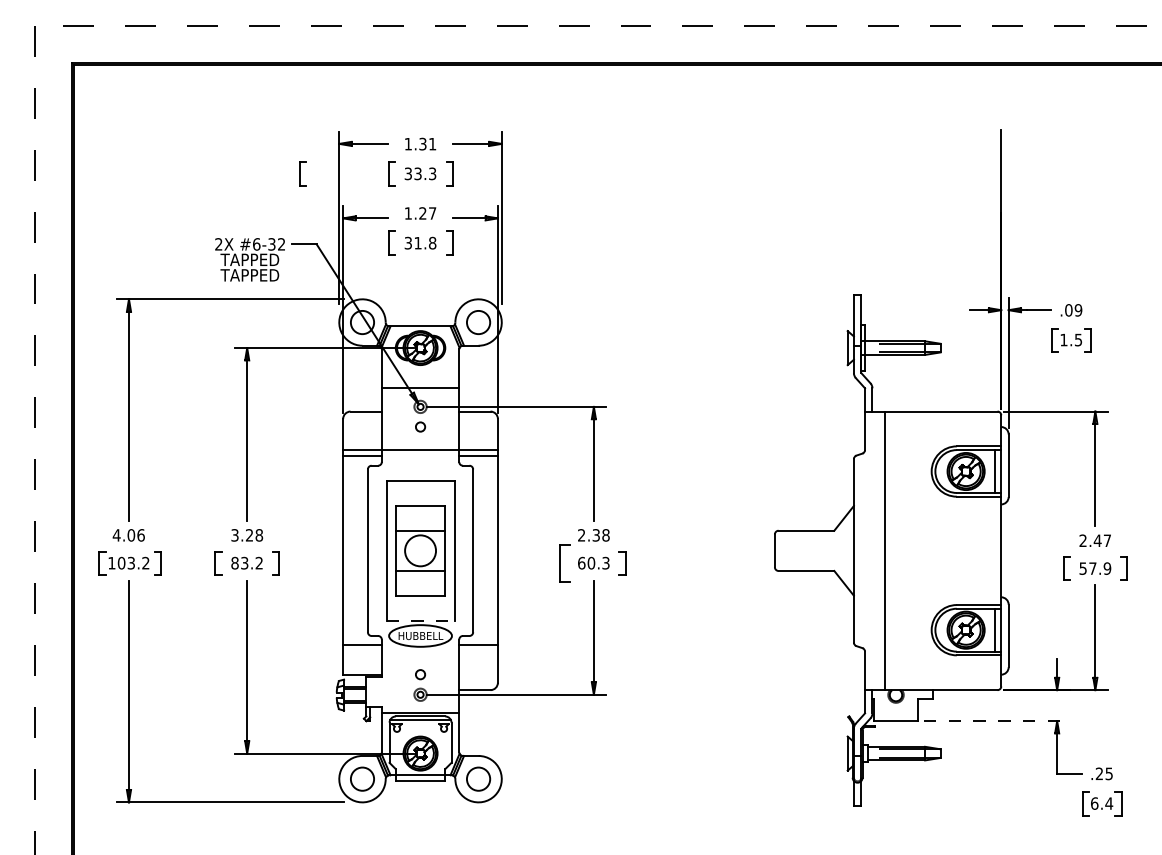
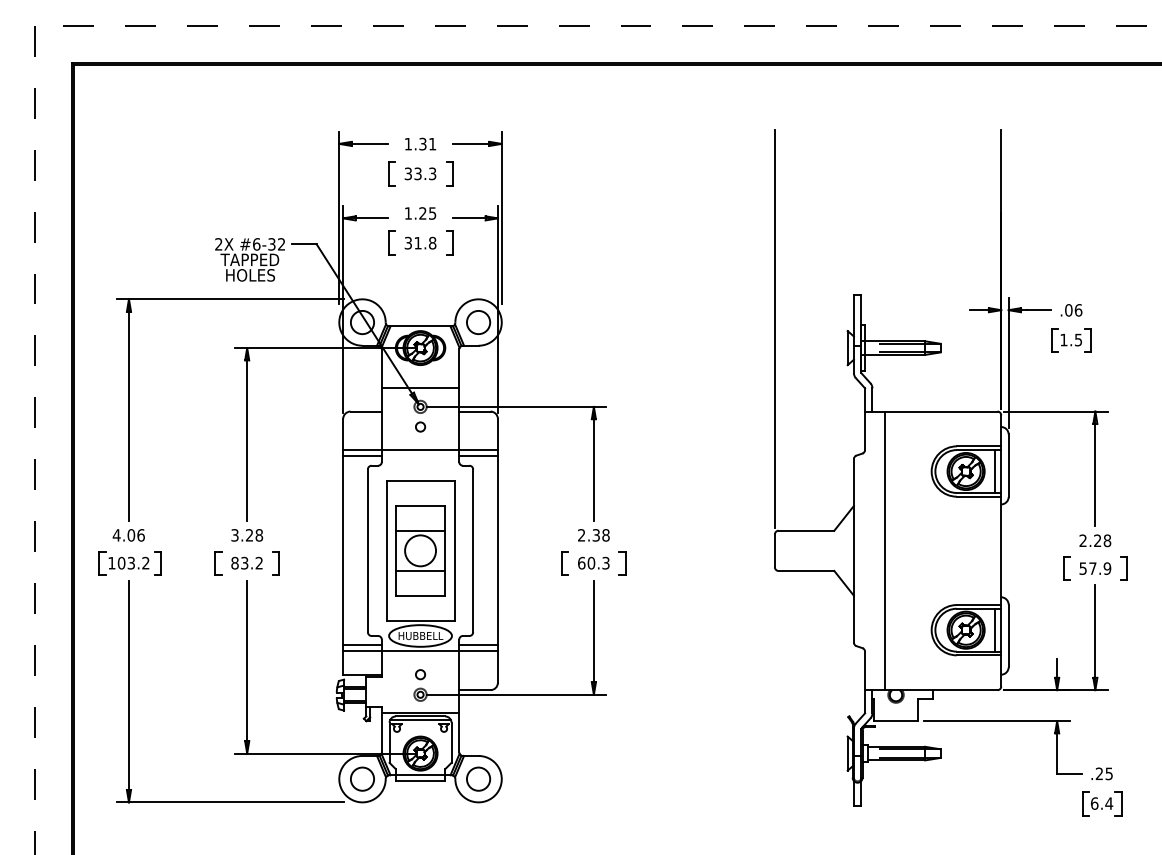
part: present -> none (302, 173)
text: 1.27 -> 1.25 (432, 213)
text: TAPPED -> HOLES (249, 275)
text: .09 -> .06 (1078, 310)
line: none -> present (774, 328)
text: 2.47 -> 2.28 (1102, 540)
part size: 12x39 px -> 8x25 px (564, 563)
line: dashed -> solid (421, 620)
line: none -> present (420, 651)
line: dashed -> solid (996, 721)
